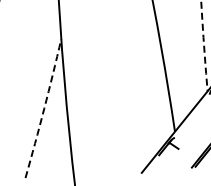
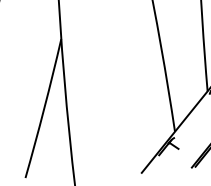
arc: dashed -> solid (204, 46)
arc: dashed -> solid (44, 108)
